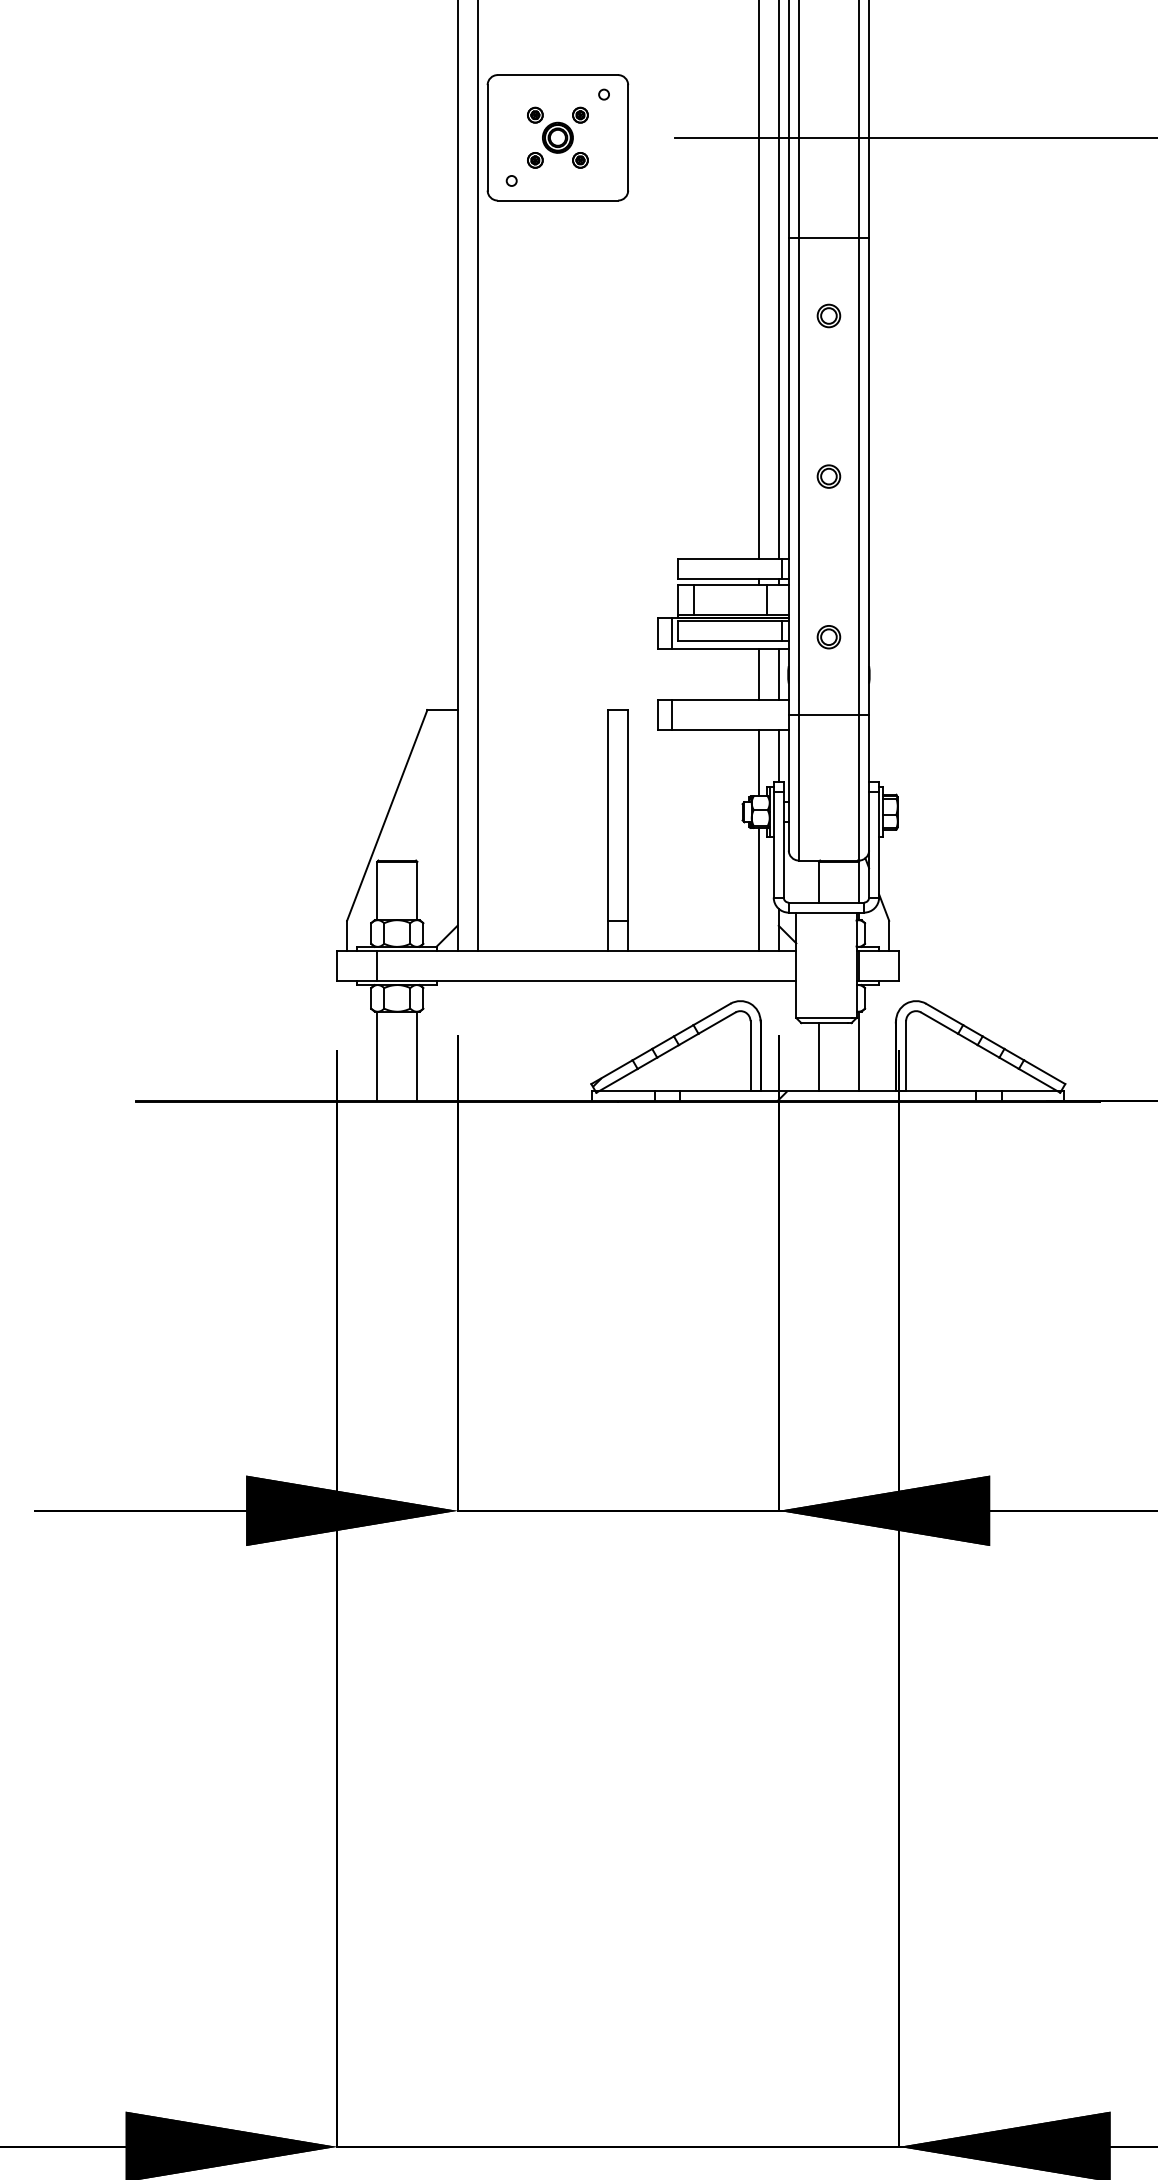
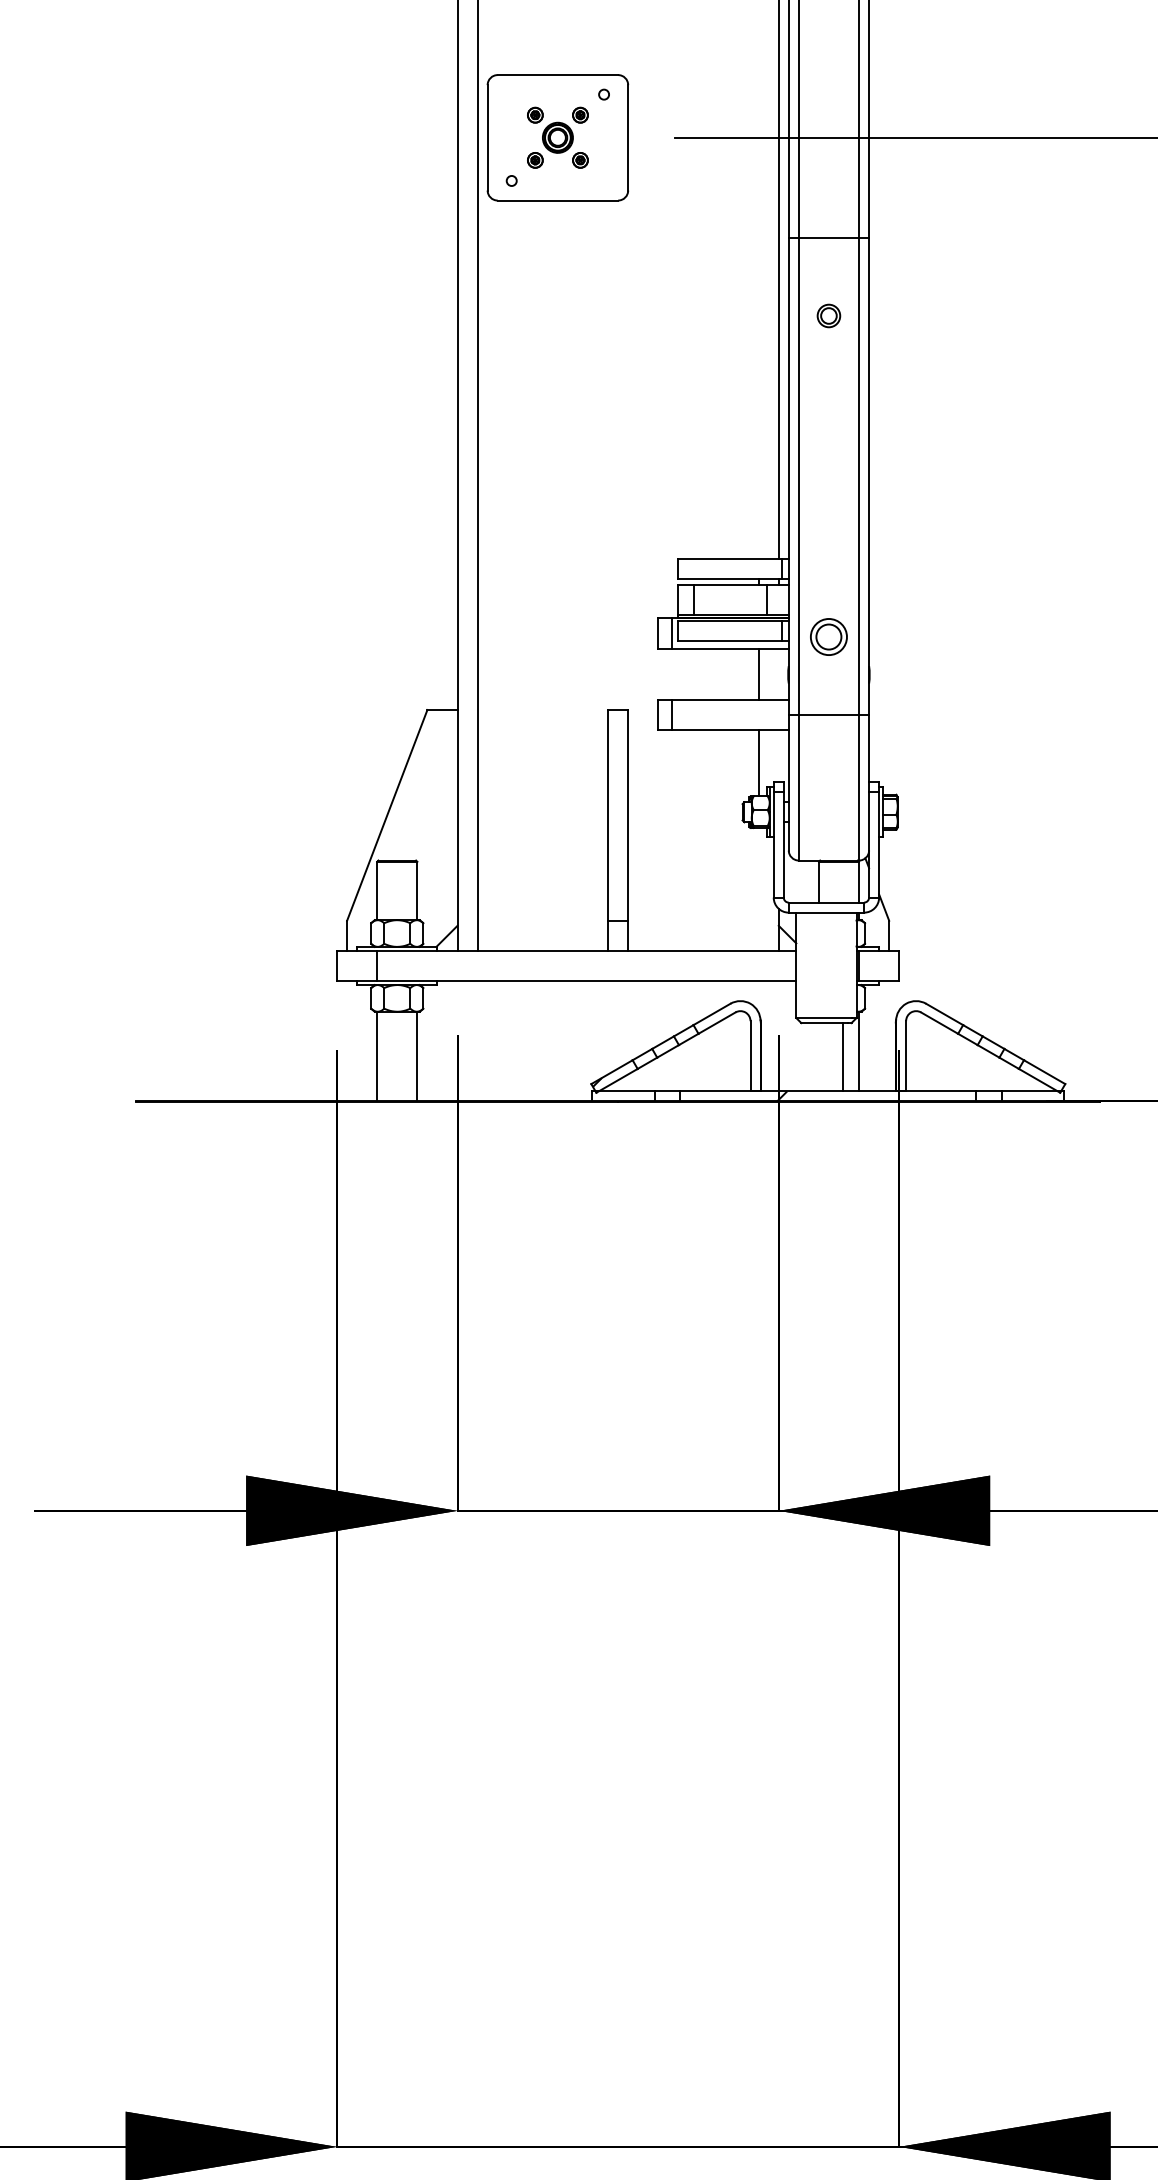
line: present -> none (758, 280)
part: present -> none (828, 476)
part size: 26x25 px -> 38x38 px (828, 636)
line: present -> none (778, 673)
line: present -> none (778, 756)
line: present -> none (758, 889)
line position: (818, 1057) -> (842, 1057) (842, 1057)
